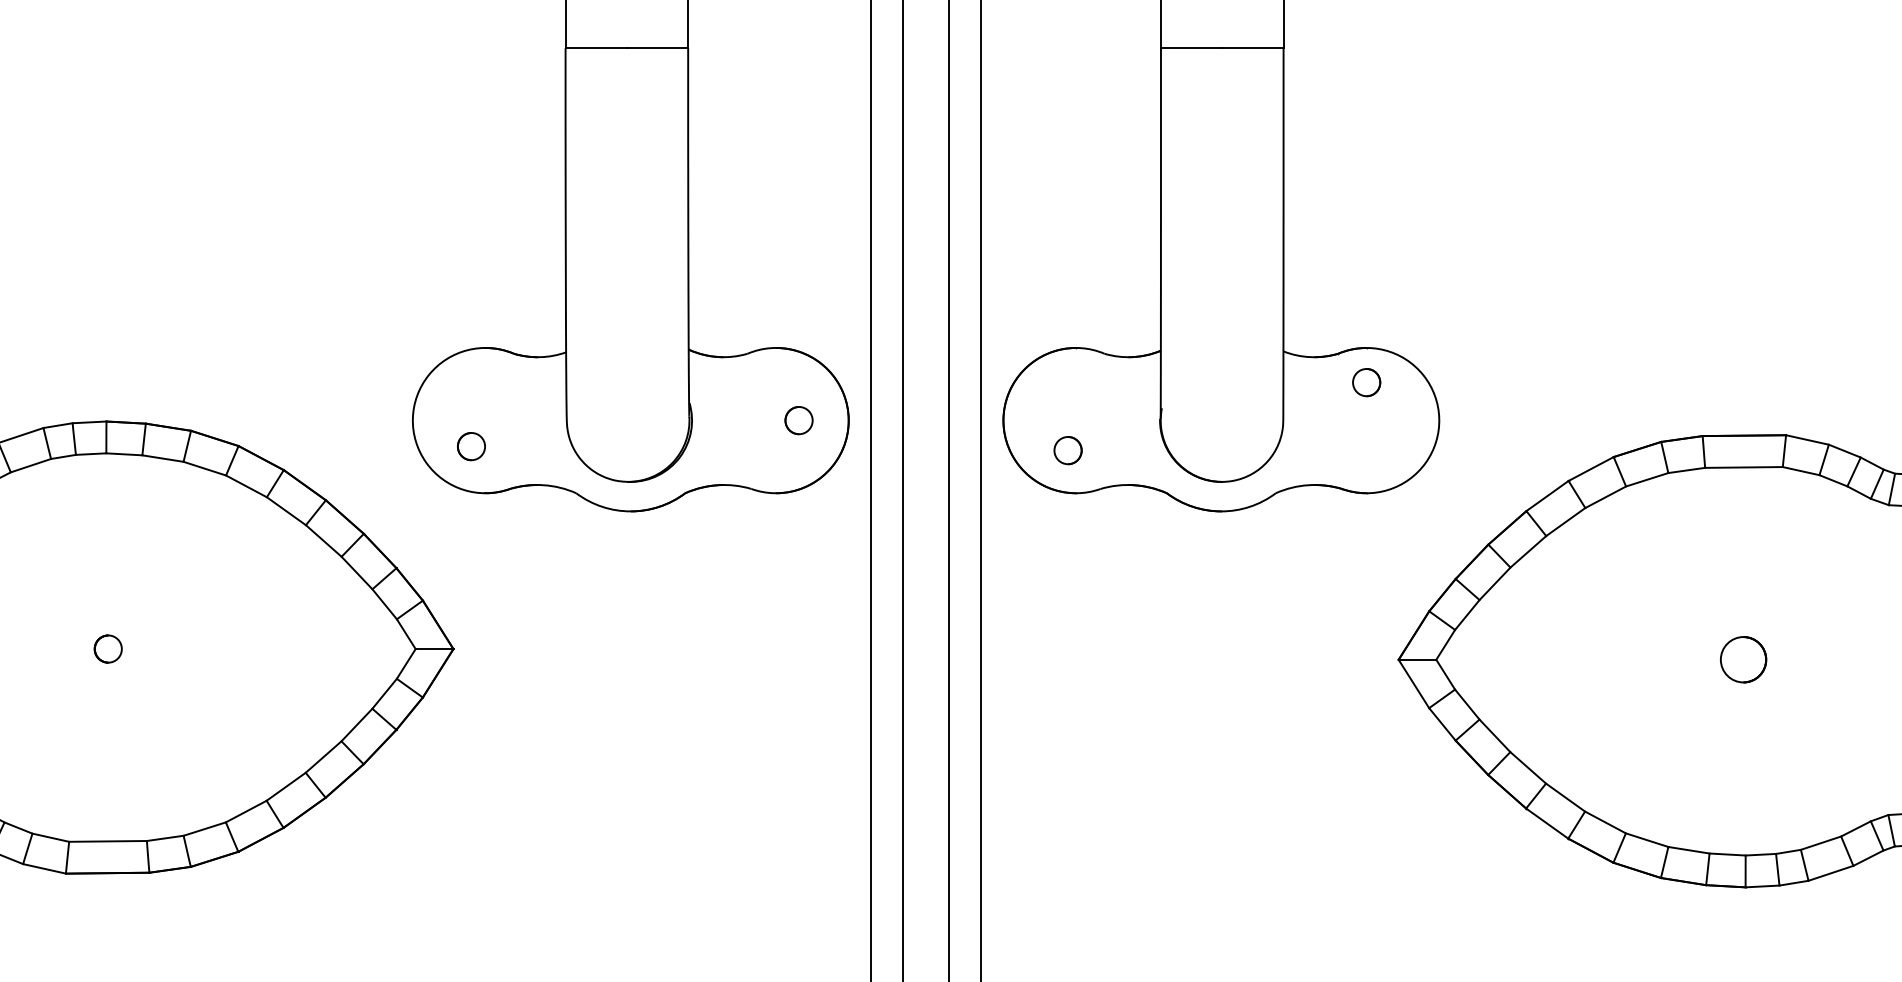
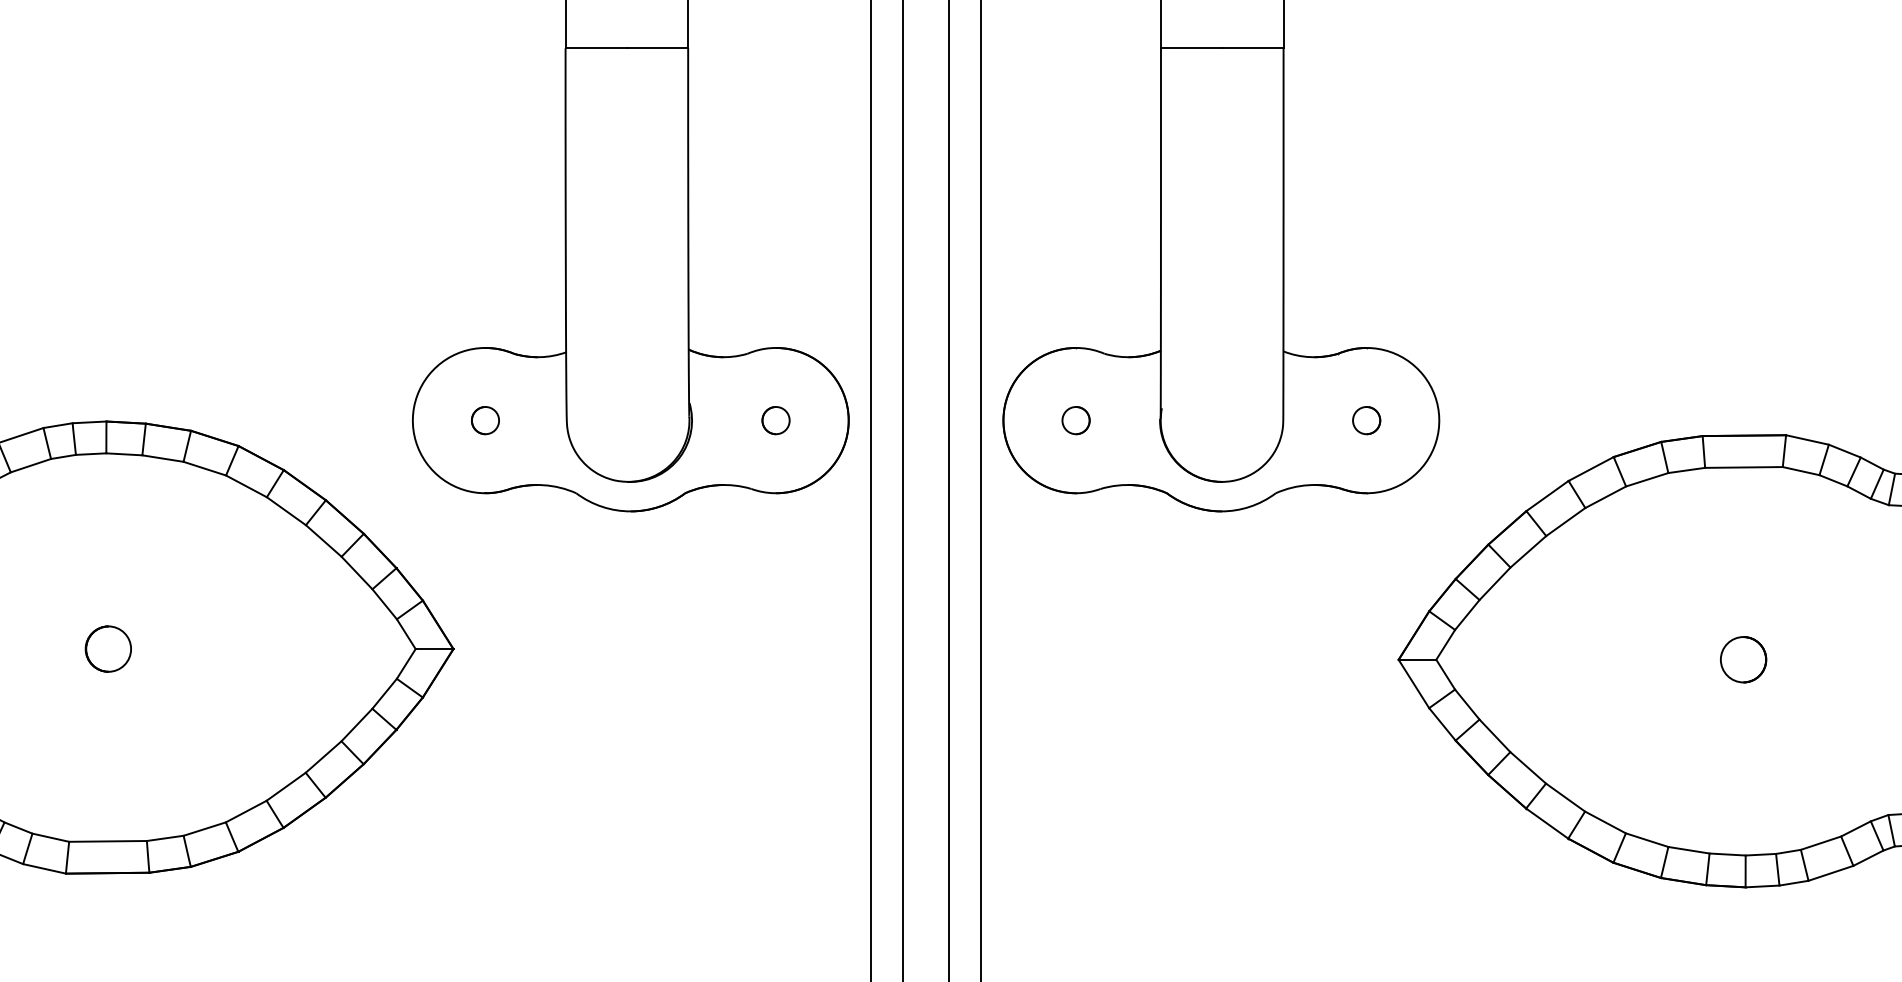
circle position: (1366, 382) -> (1366, 420) (1366, 420)
circle position: (798, 420) -> (775, 420) (775, 420)
circle position: (471, 446) -> (485, 420) (485, 420)
circle position: (1067, 450) -> (1075, 420) (1075, 420)
circle size: 30x30 px -> 48x48 px (107, 648)
